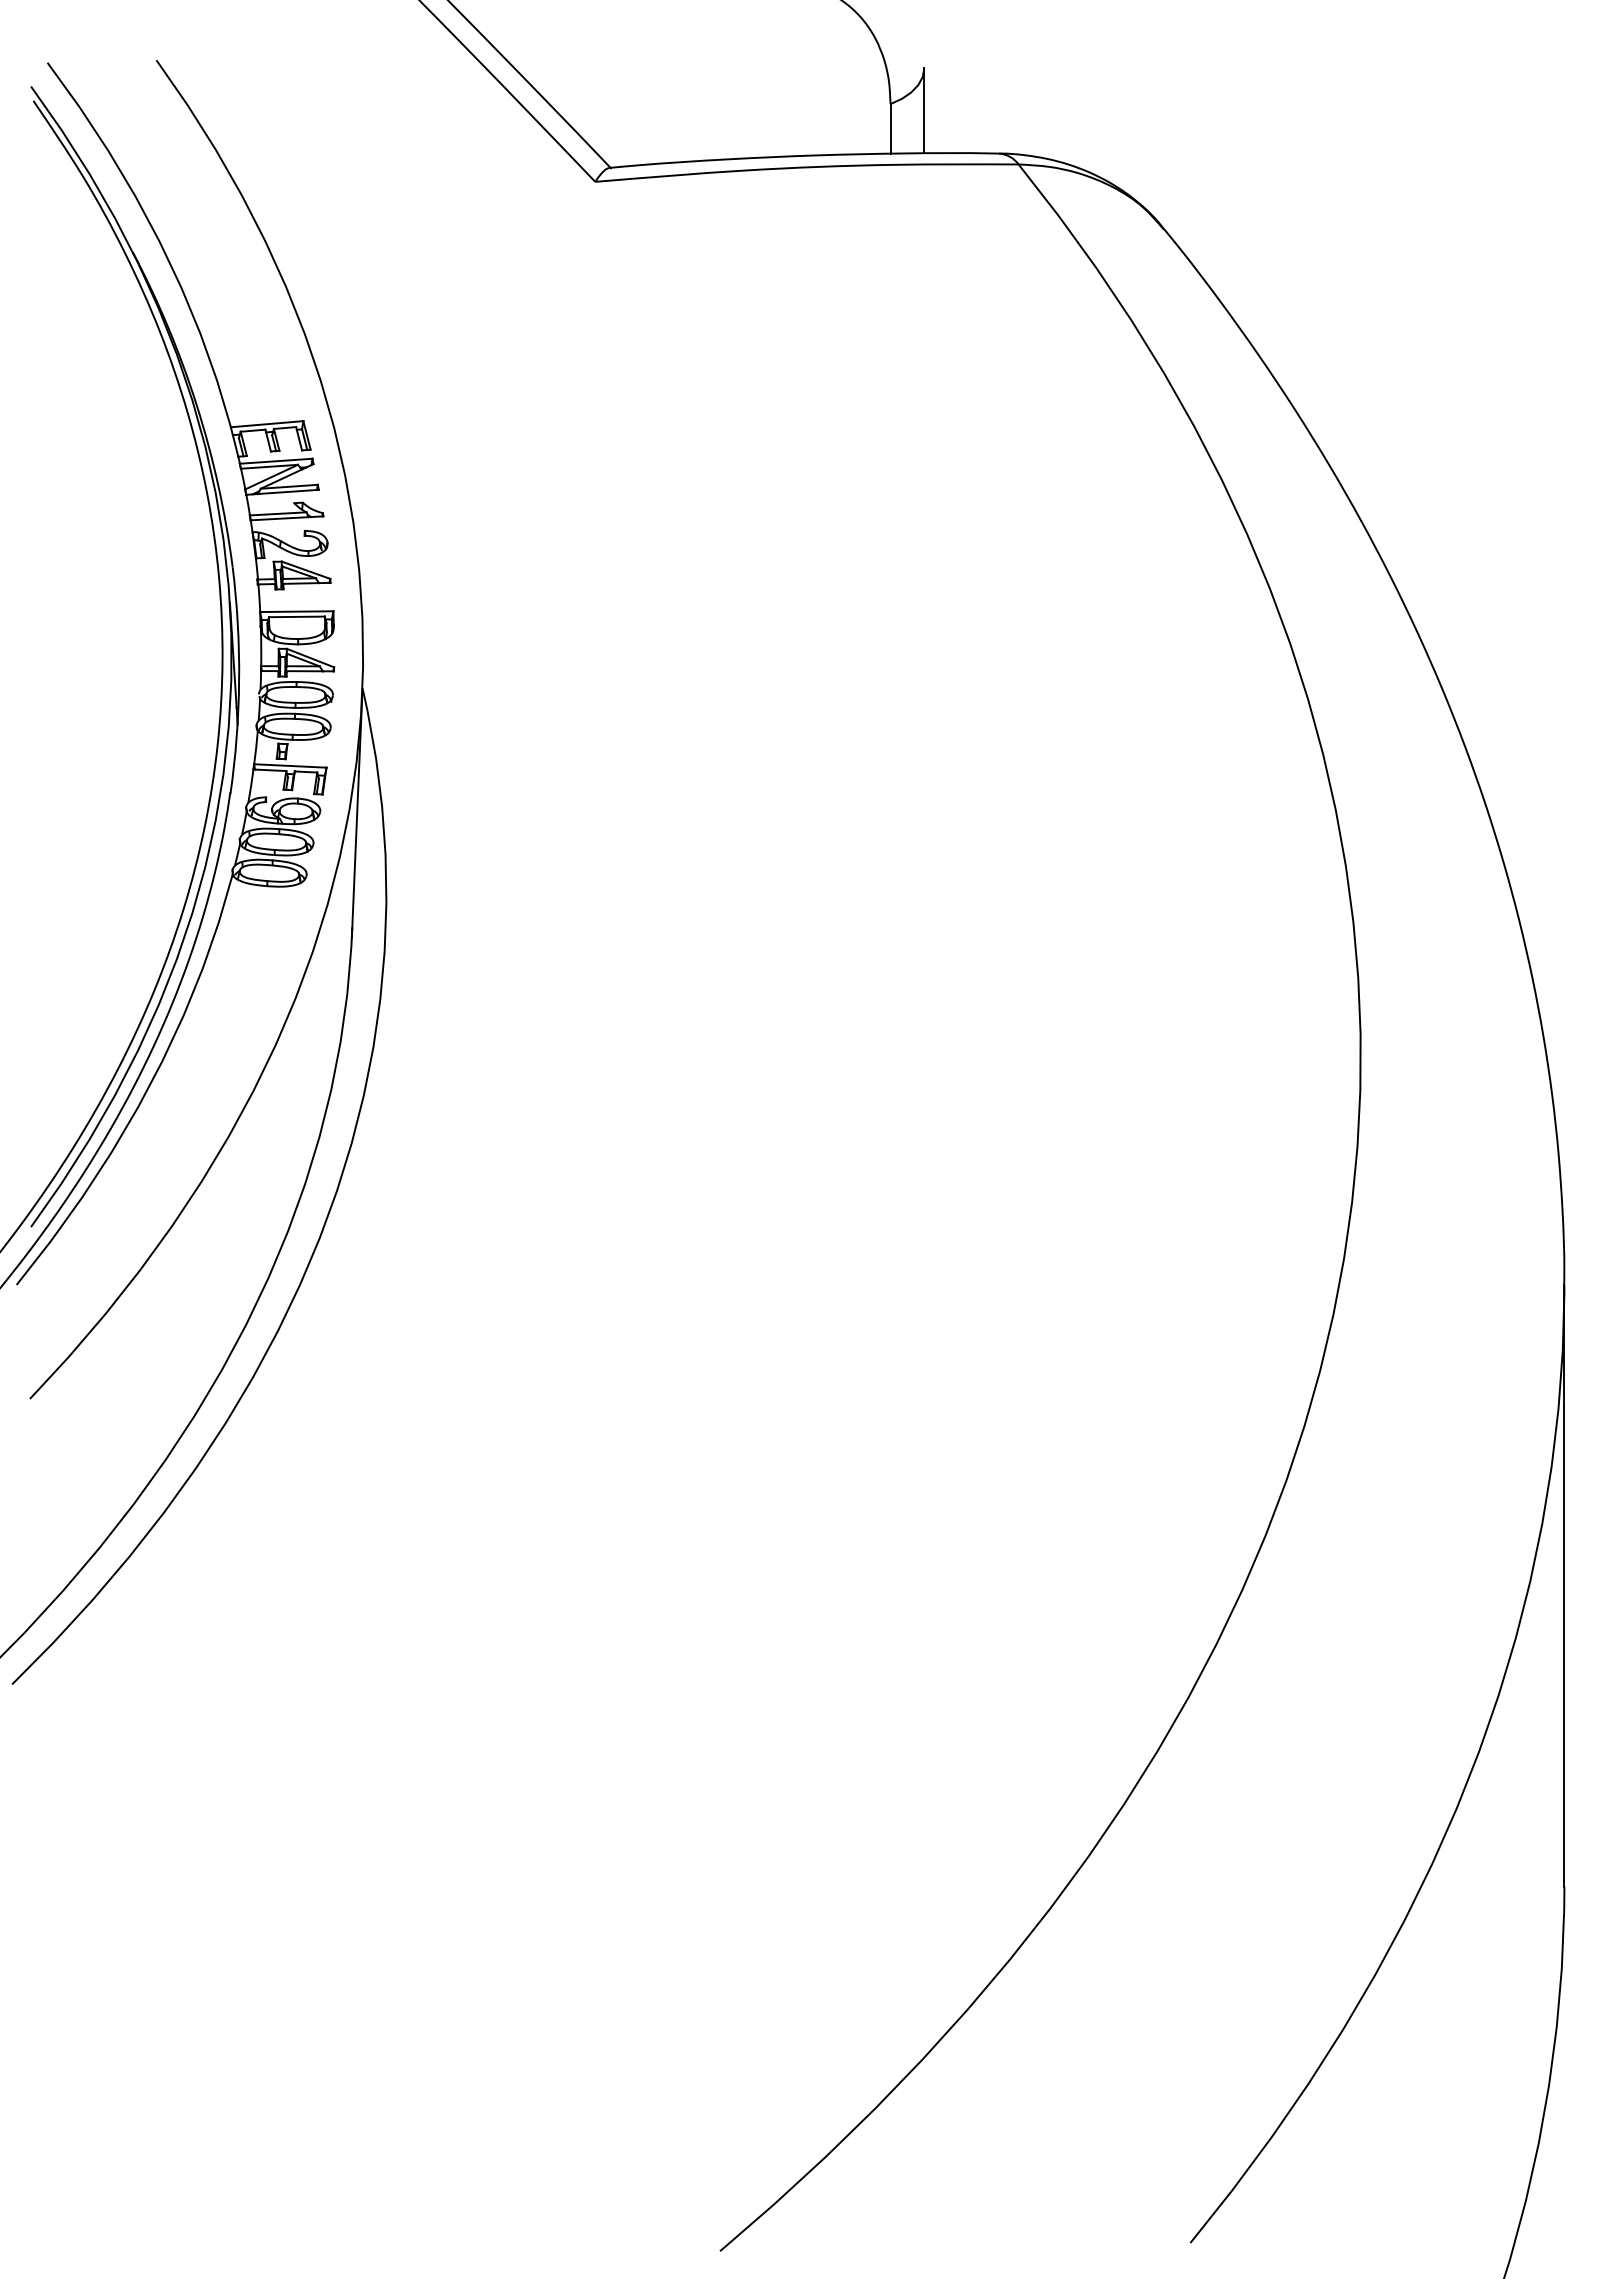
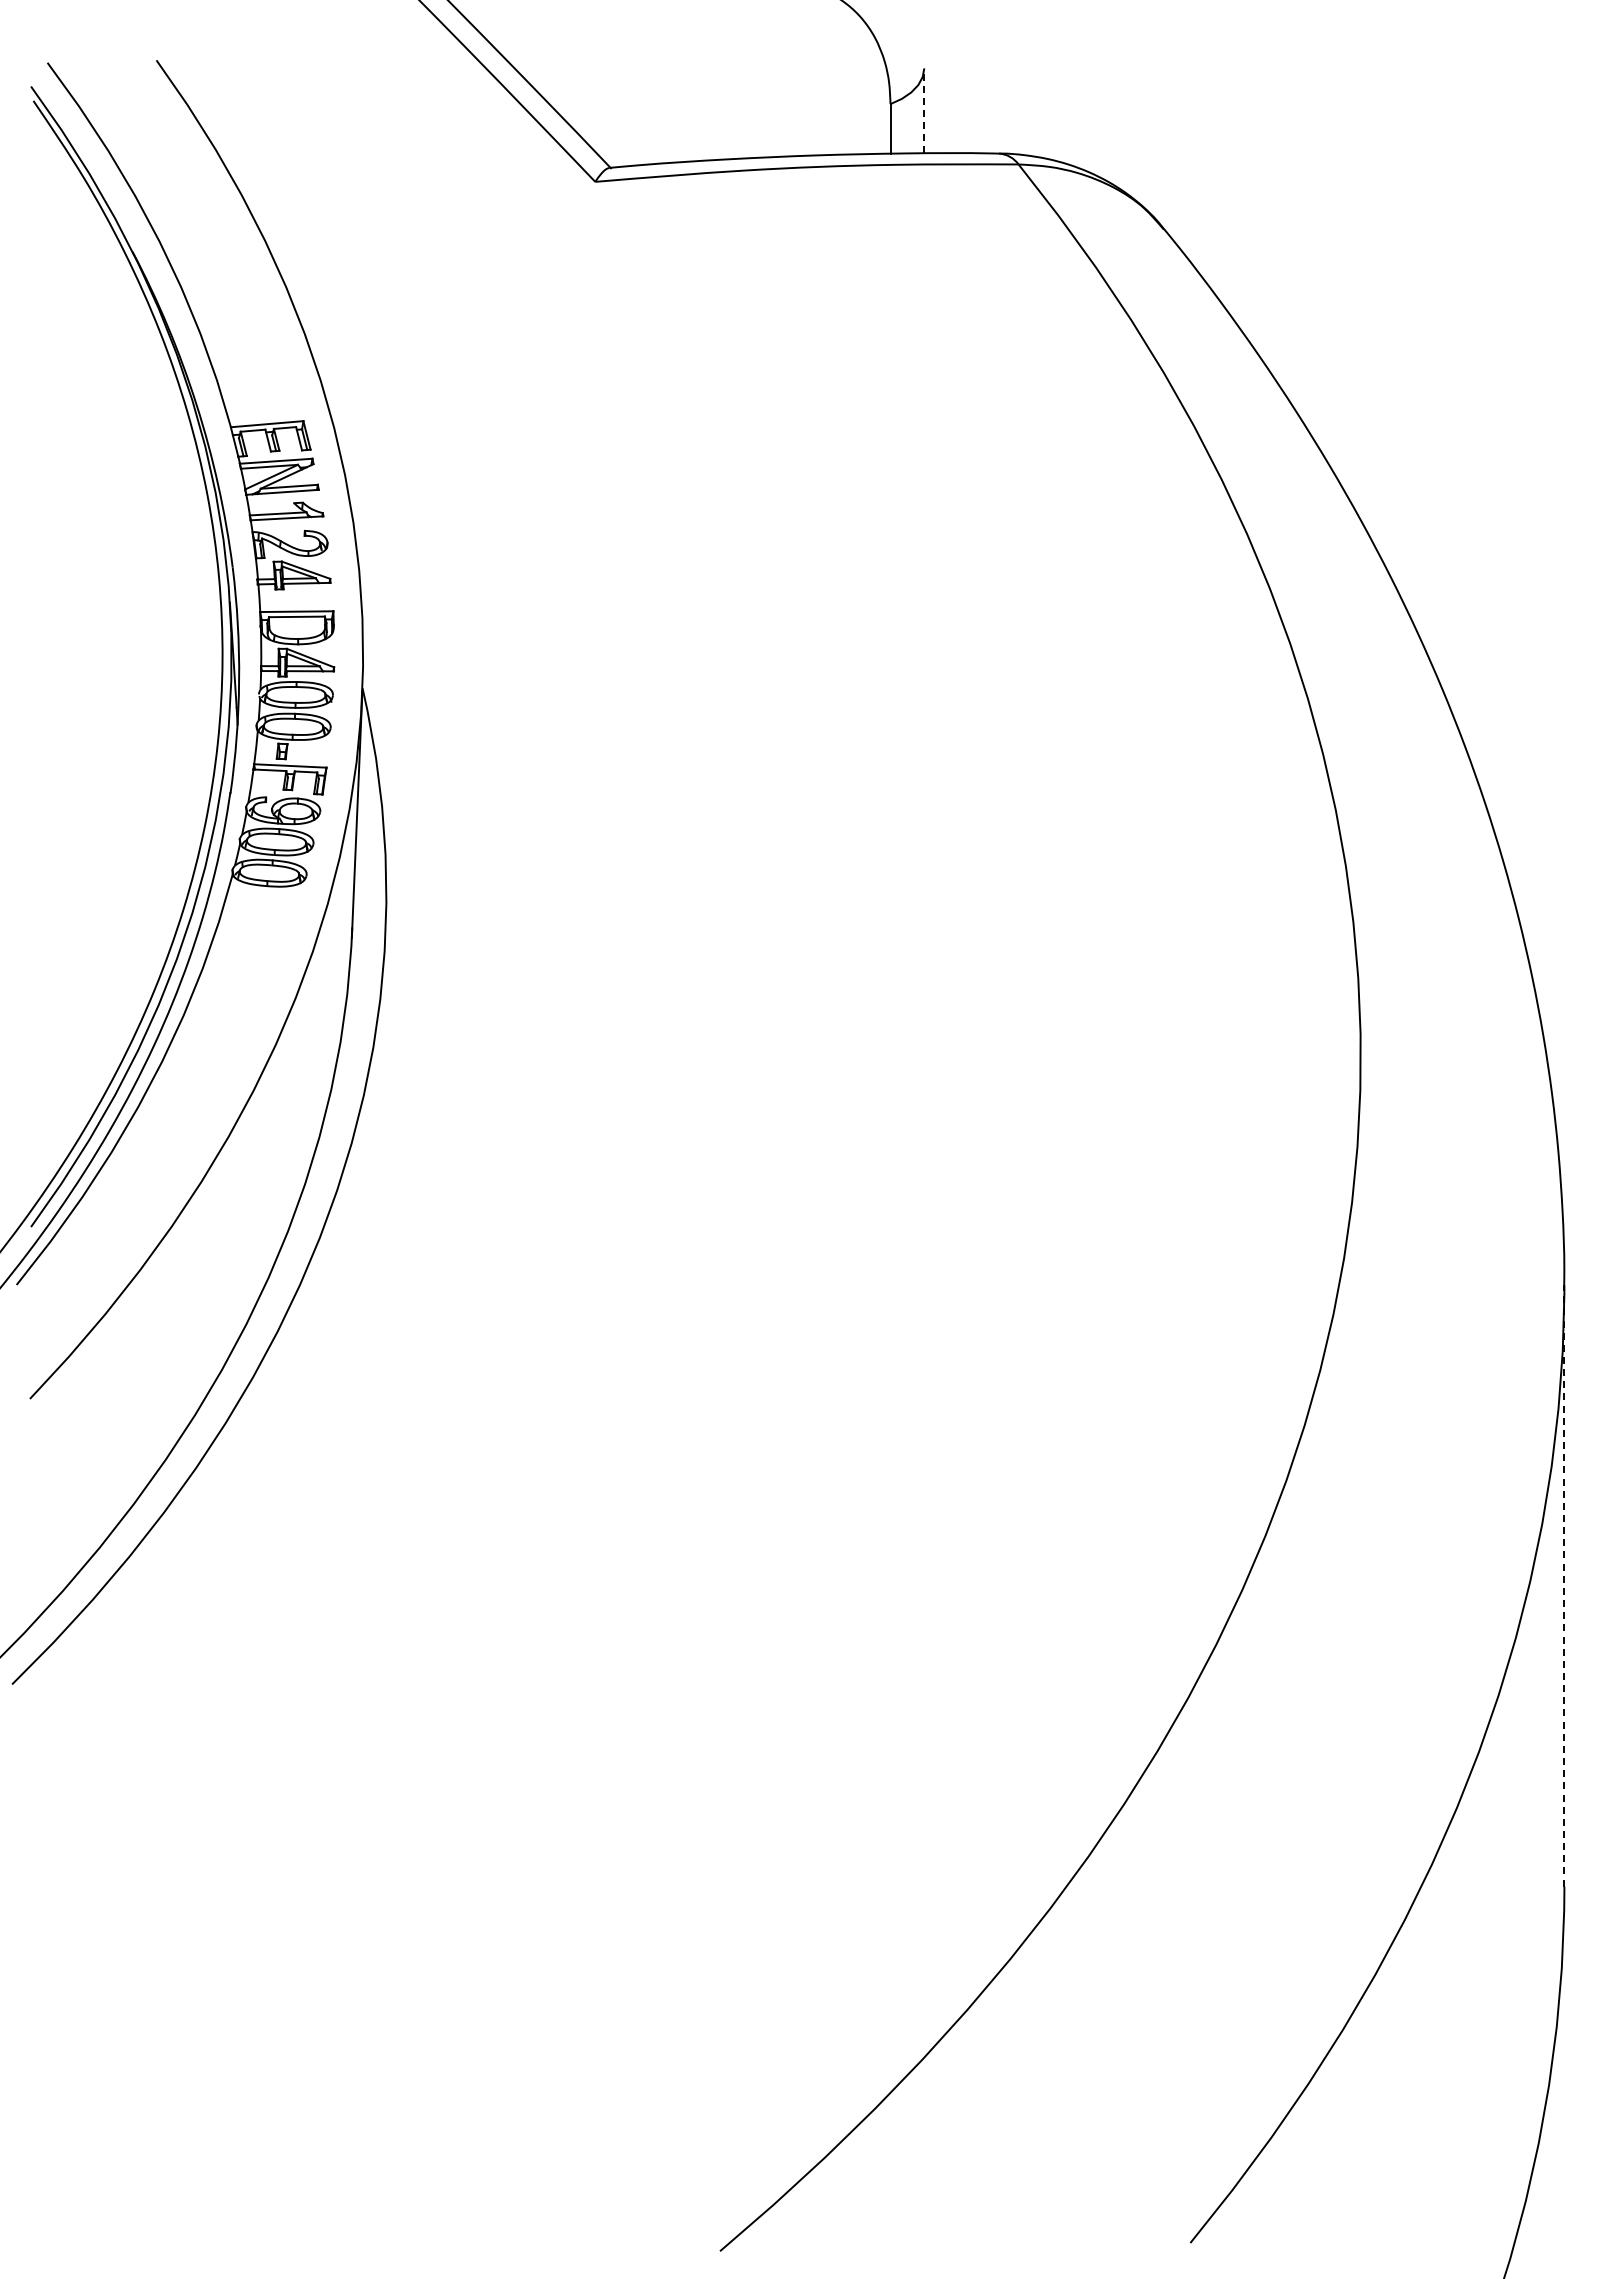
line: solid -> dashed (924, 110)
line: solid -> dashed (1564, 1586)
